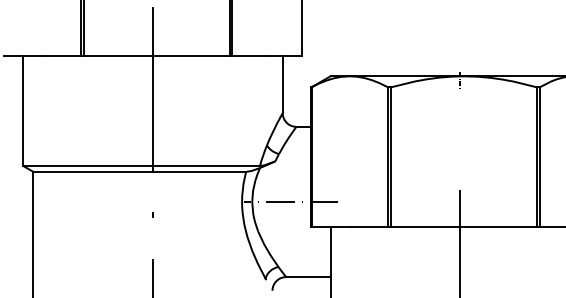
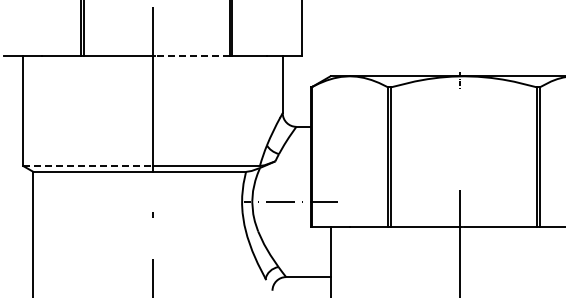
line: solid -> dashed (193, 55)
line: solid -> dashed (88, 166)
